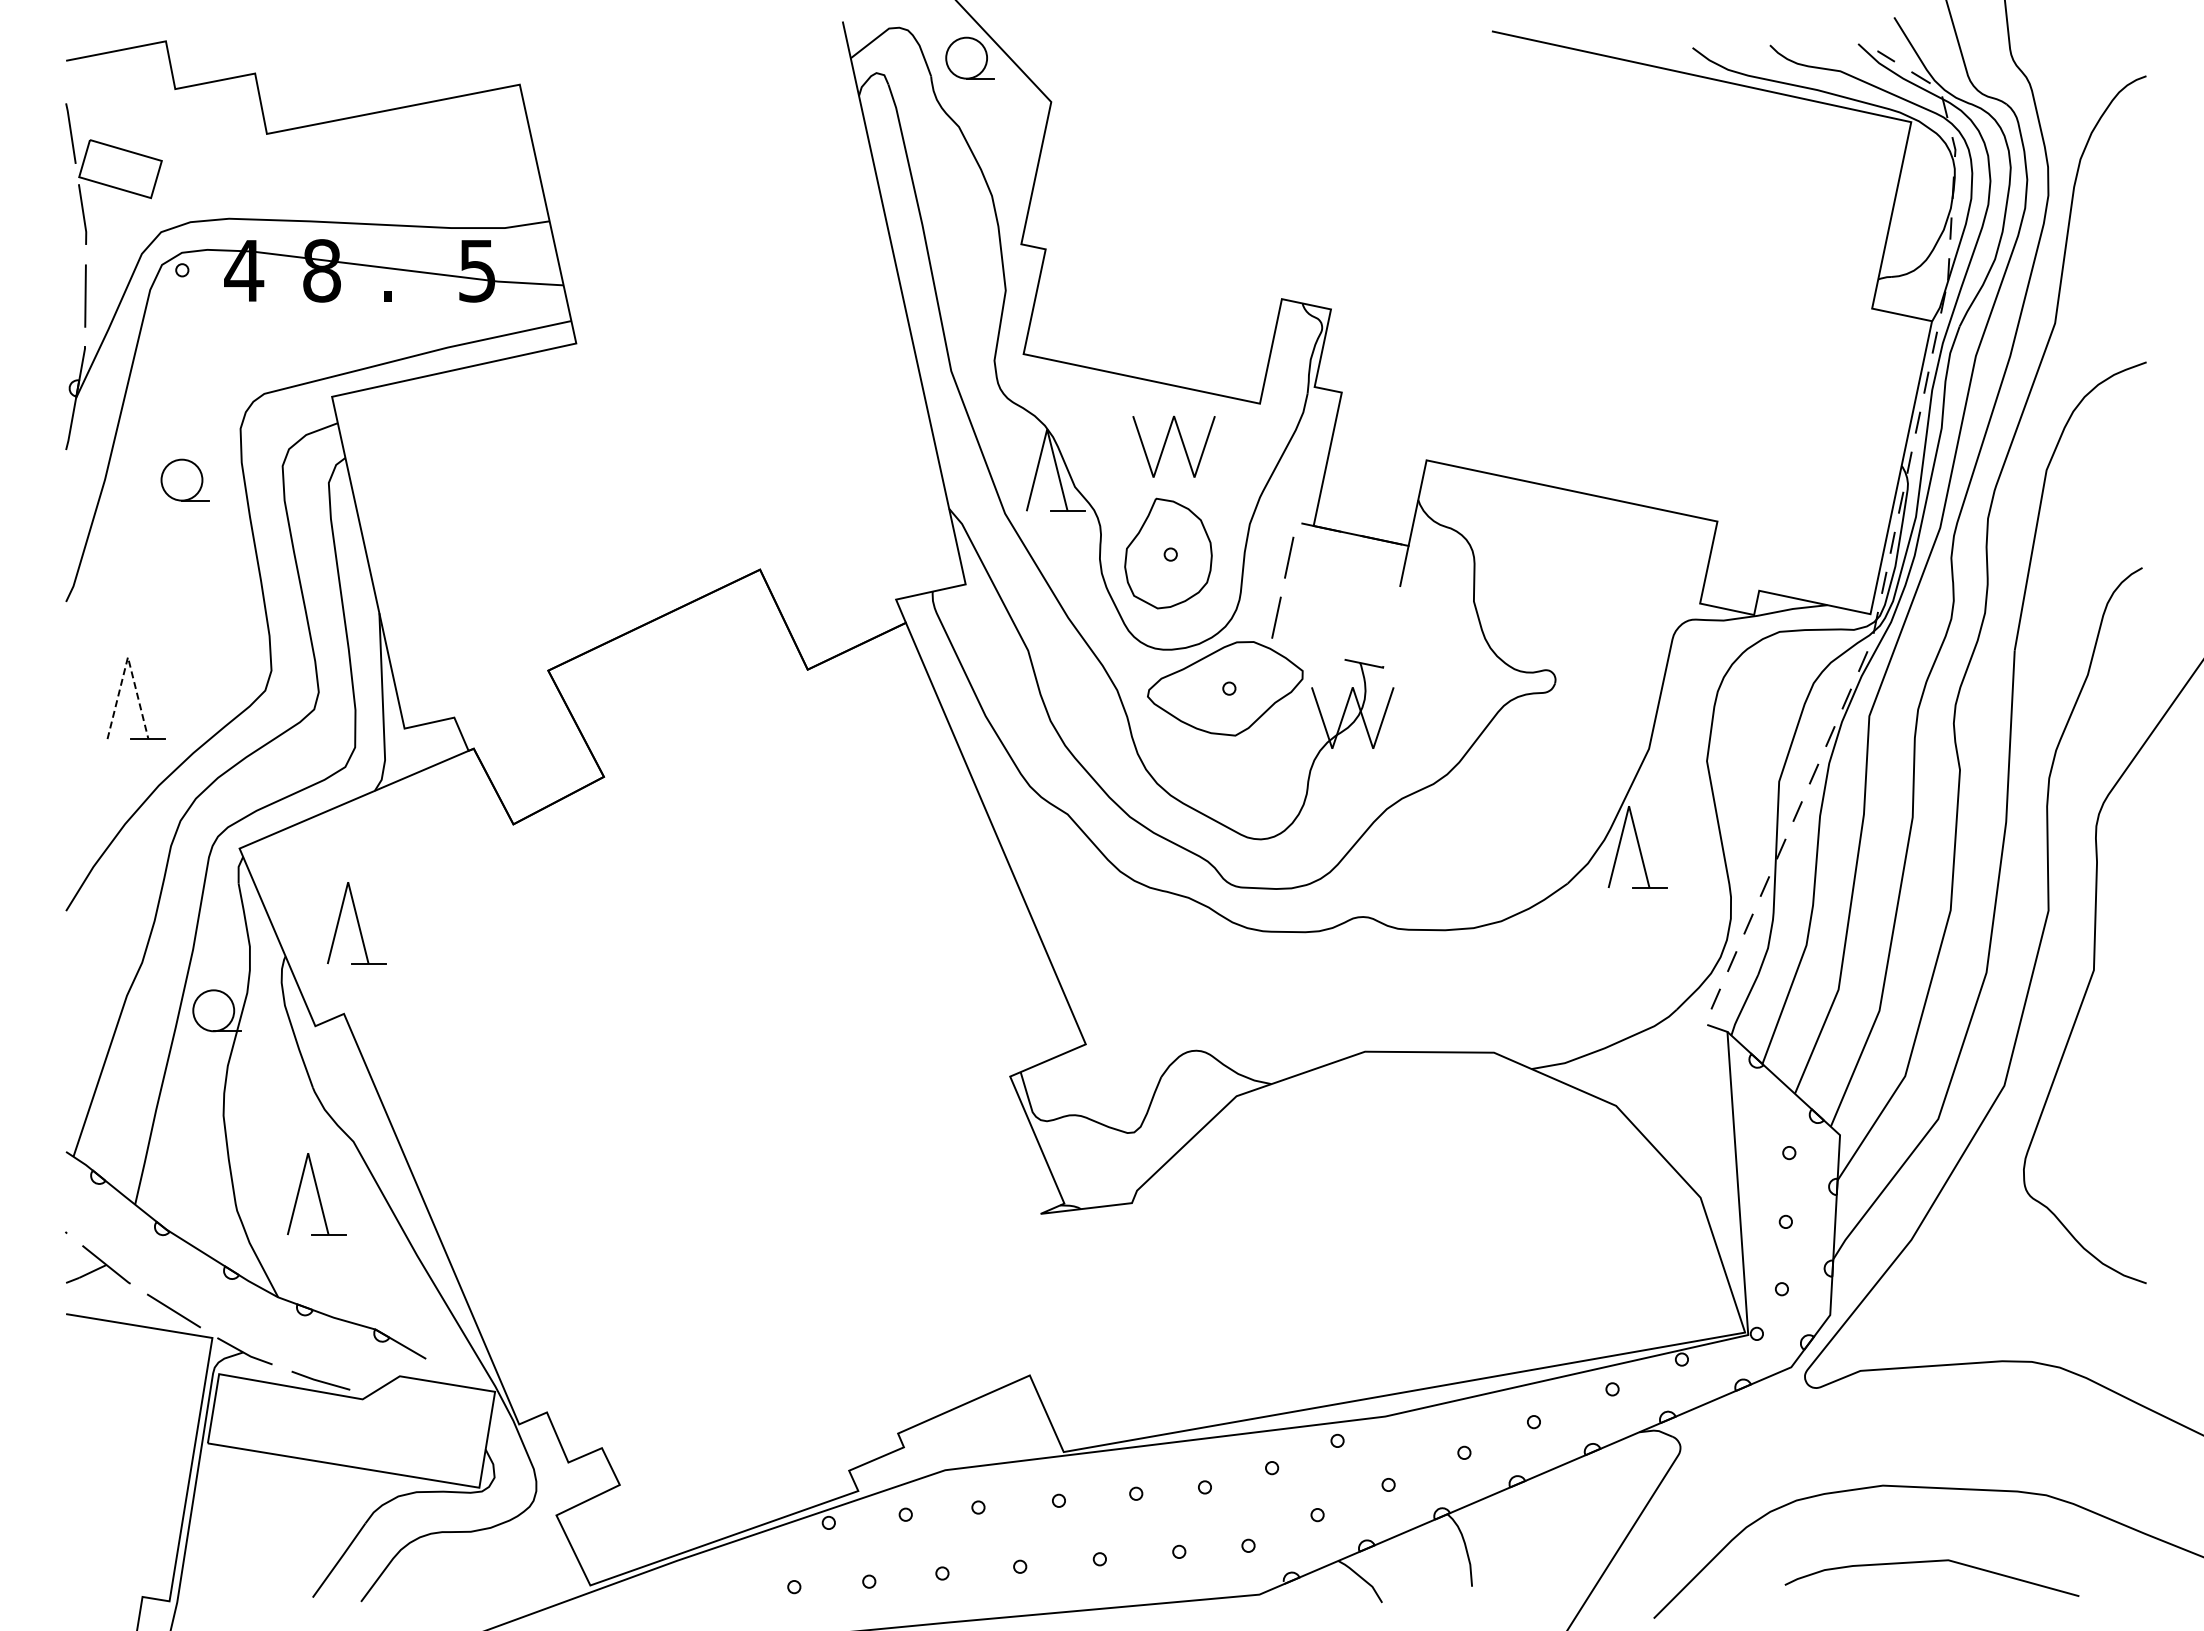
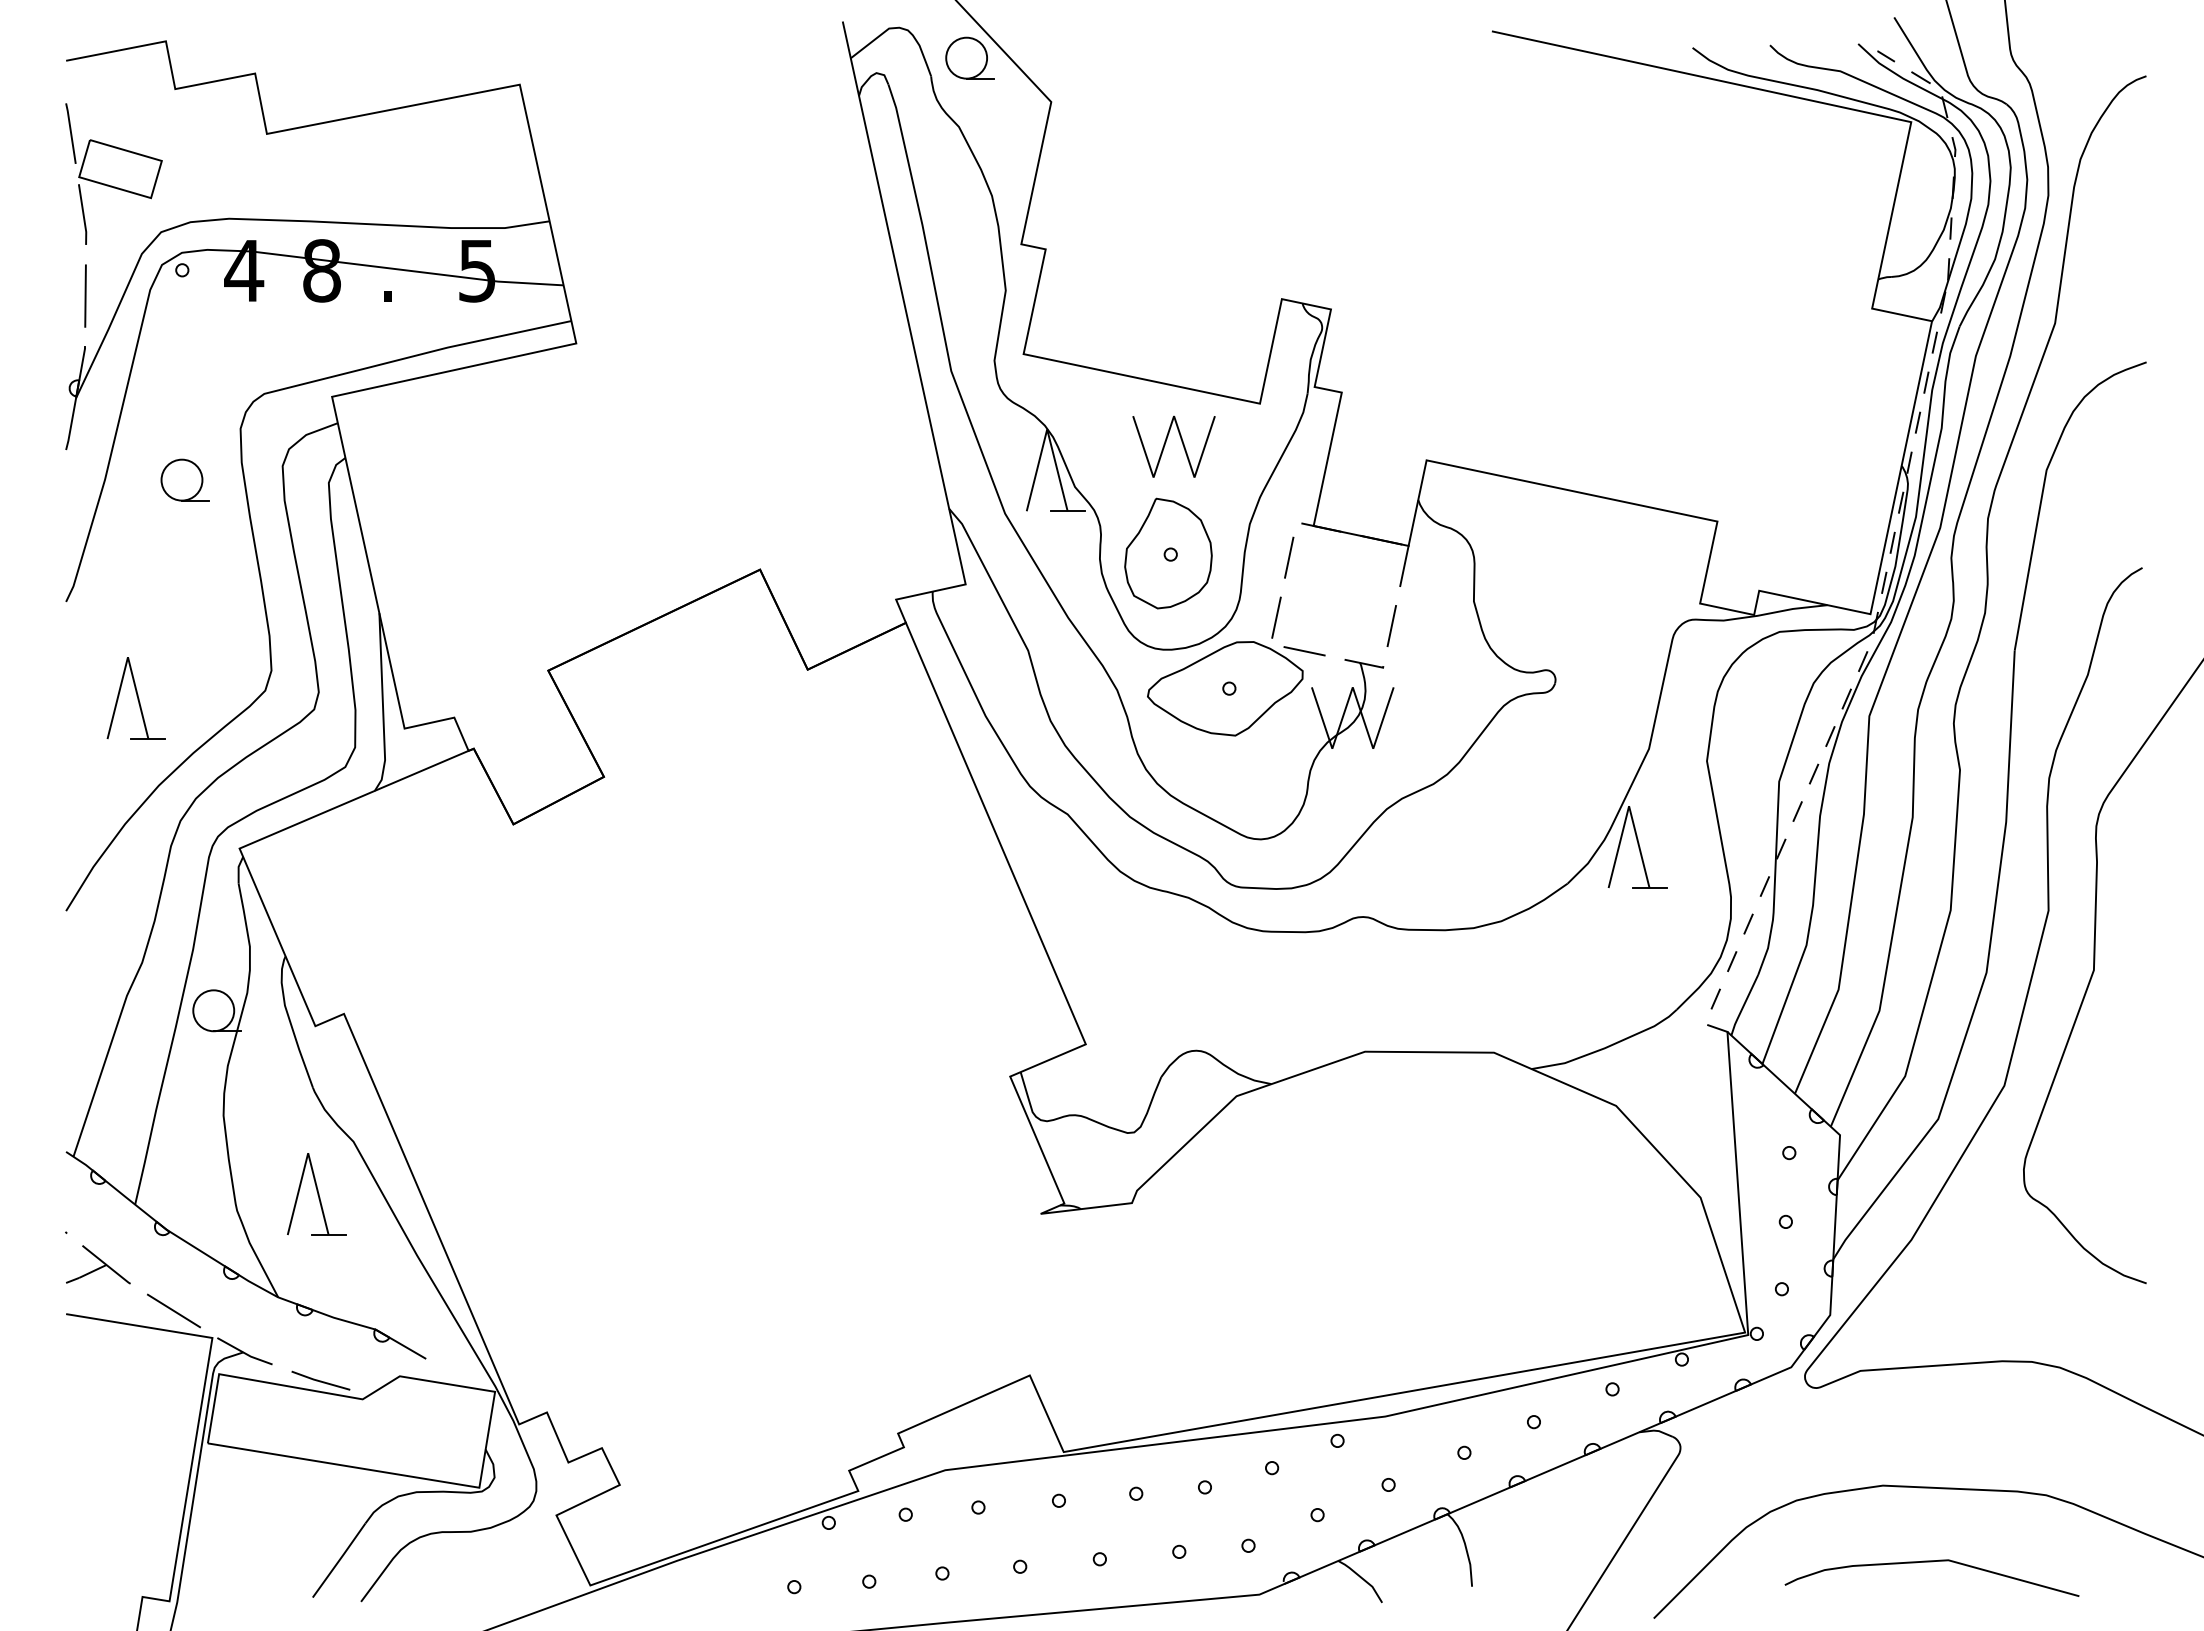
line: none -> present (1391, 625)
line: none -> present (1304, 651)
line: dashed -> solid (127, 657)
part: present -> none (356, 923)
